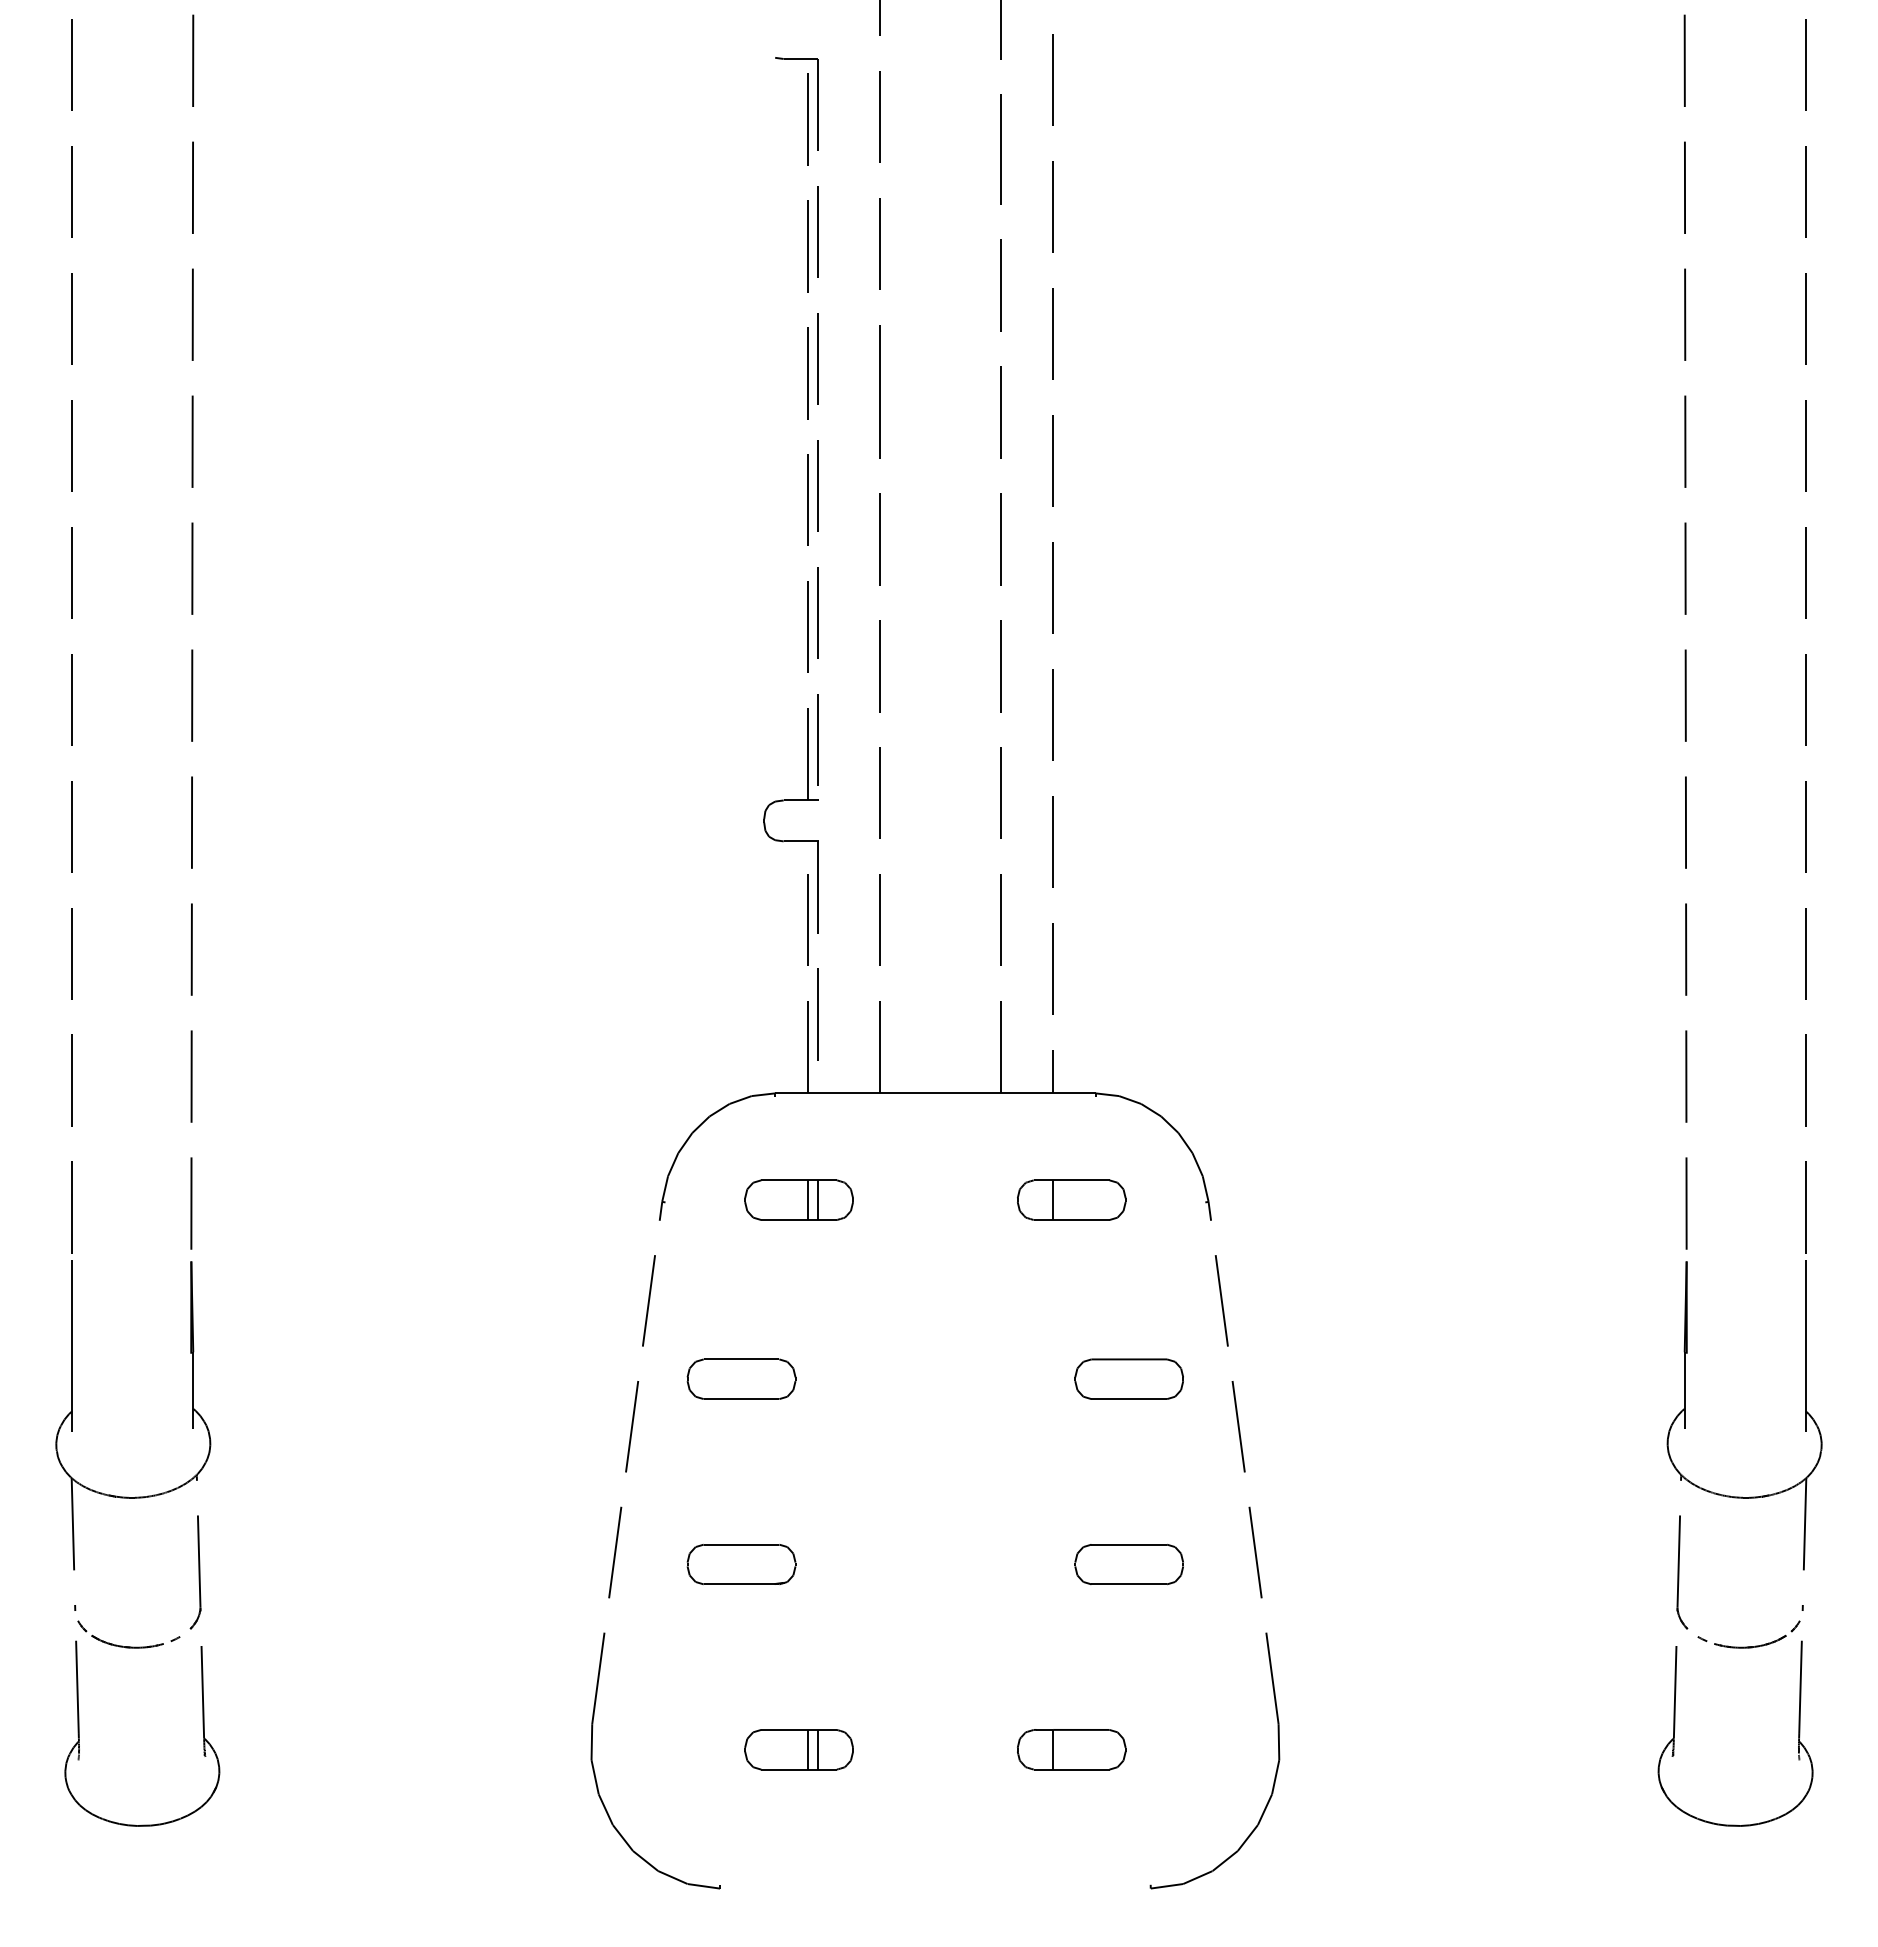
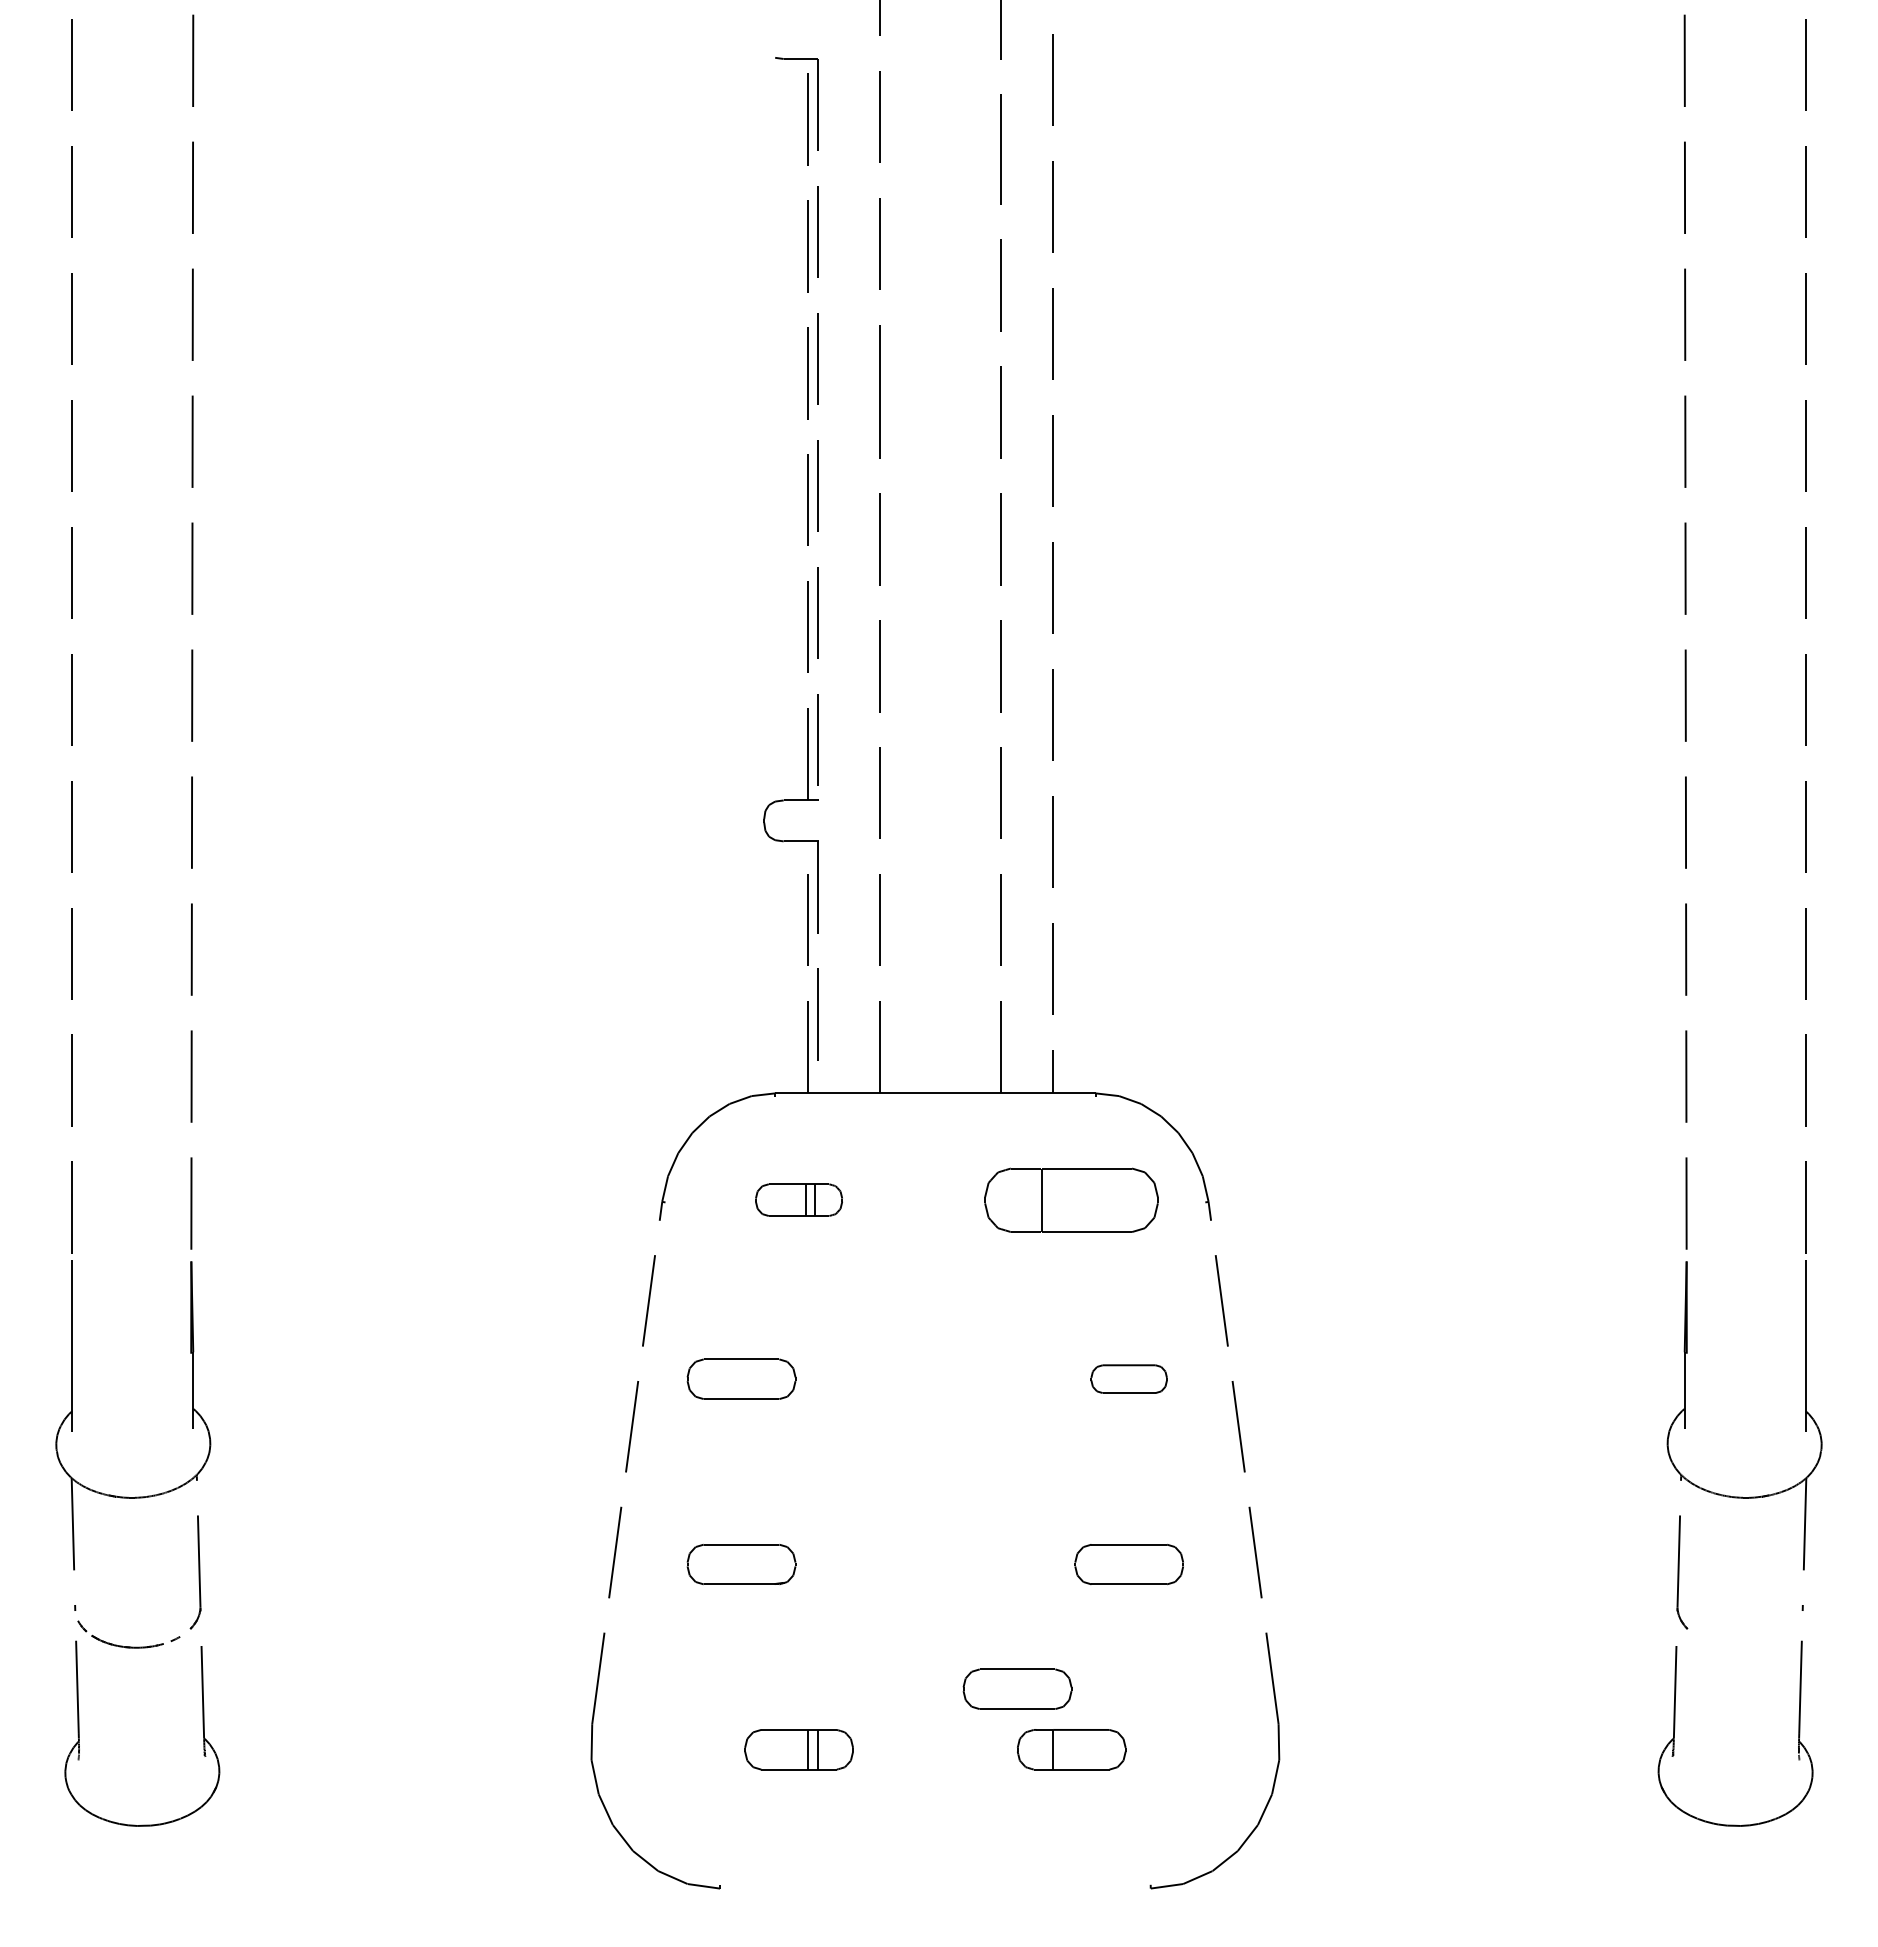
part size: 110x42 px -> 88x34 px (798, 1199)
part size: 110x42 px -> 175x66 px (1071, 1199)
part size: 110x42 px -> 78x30 px (1128, 1378)
part: present -> none (1748, 1646)
part: none -> present (1017, 1688)
